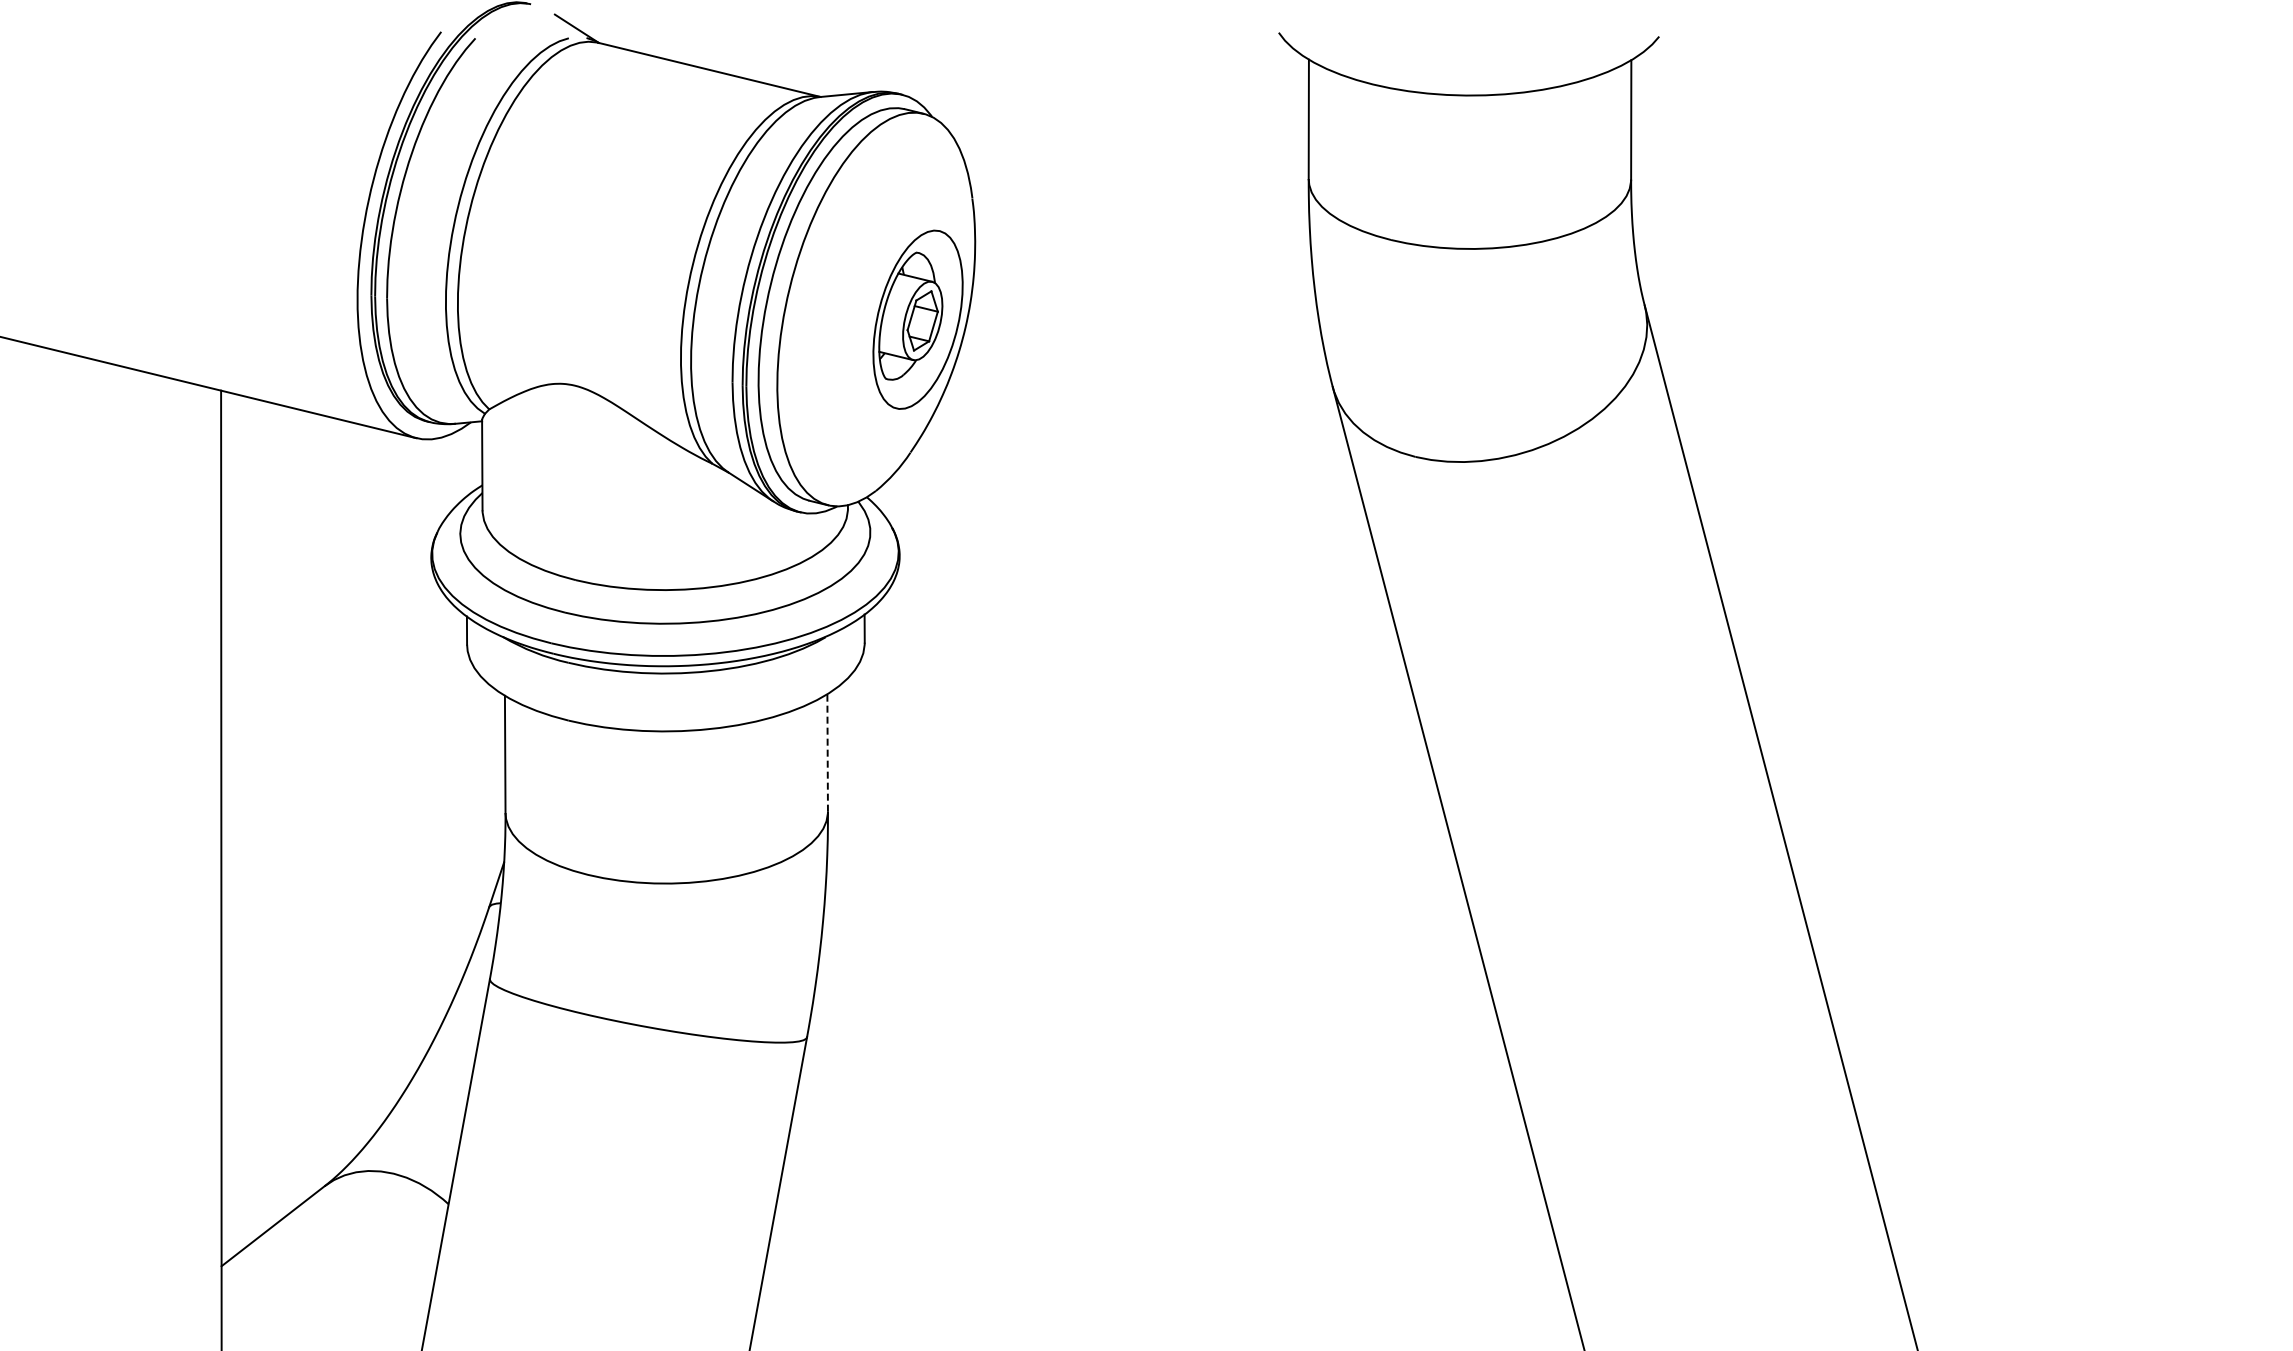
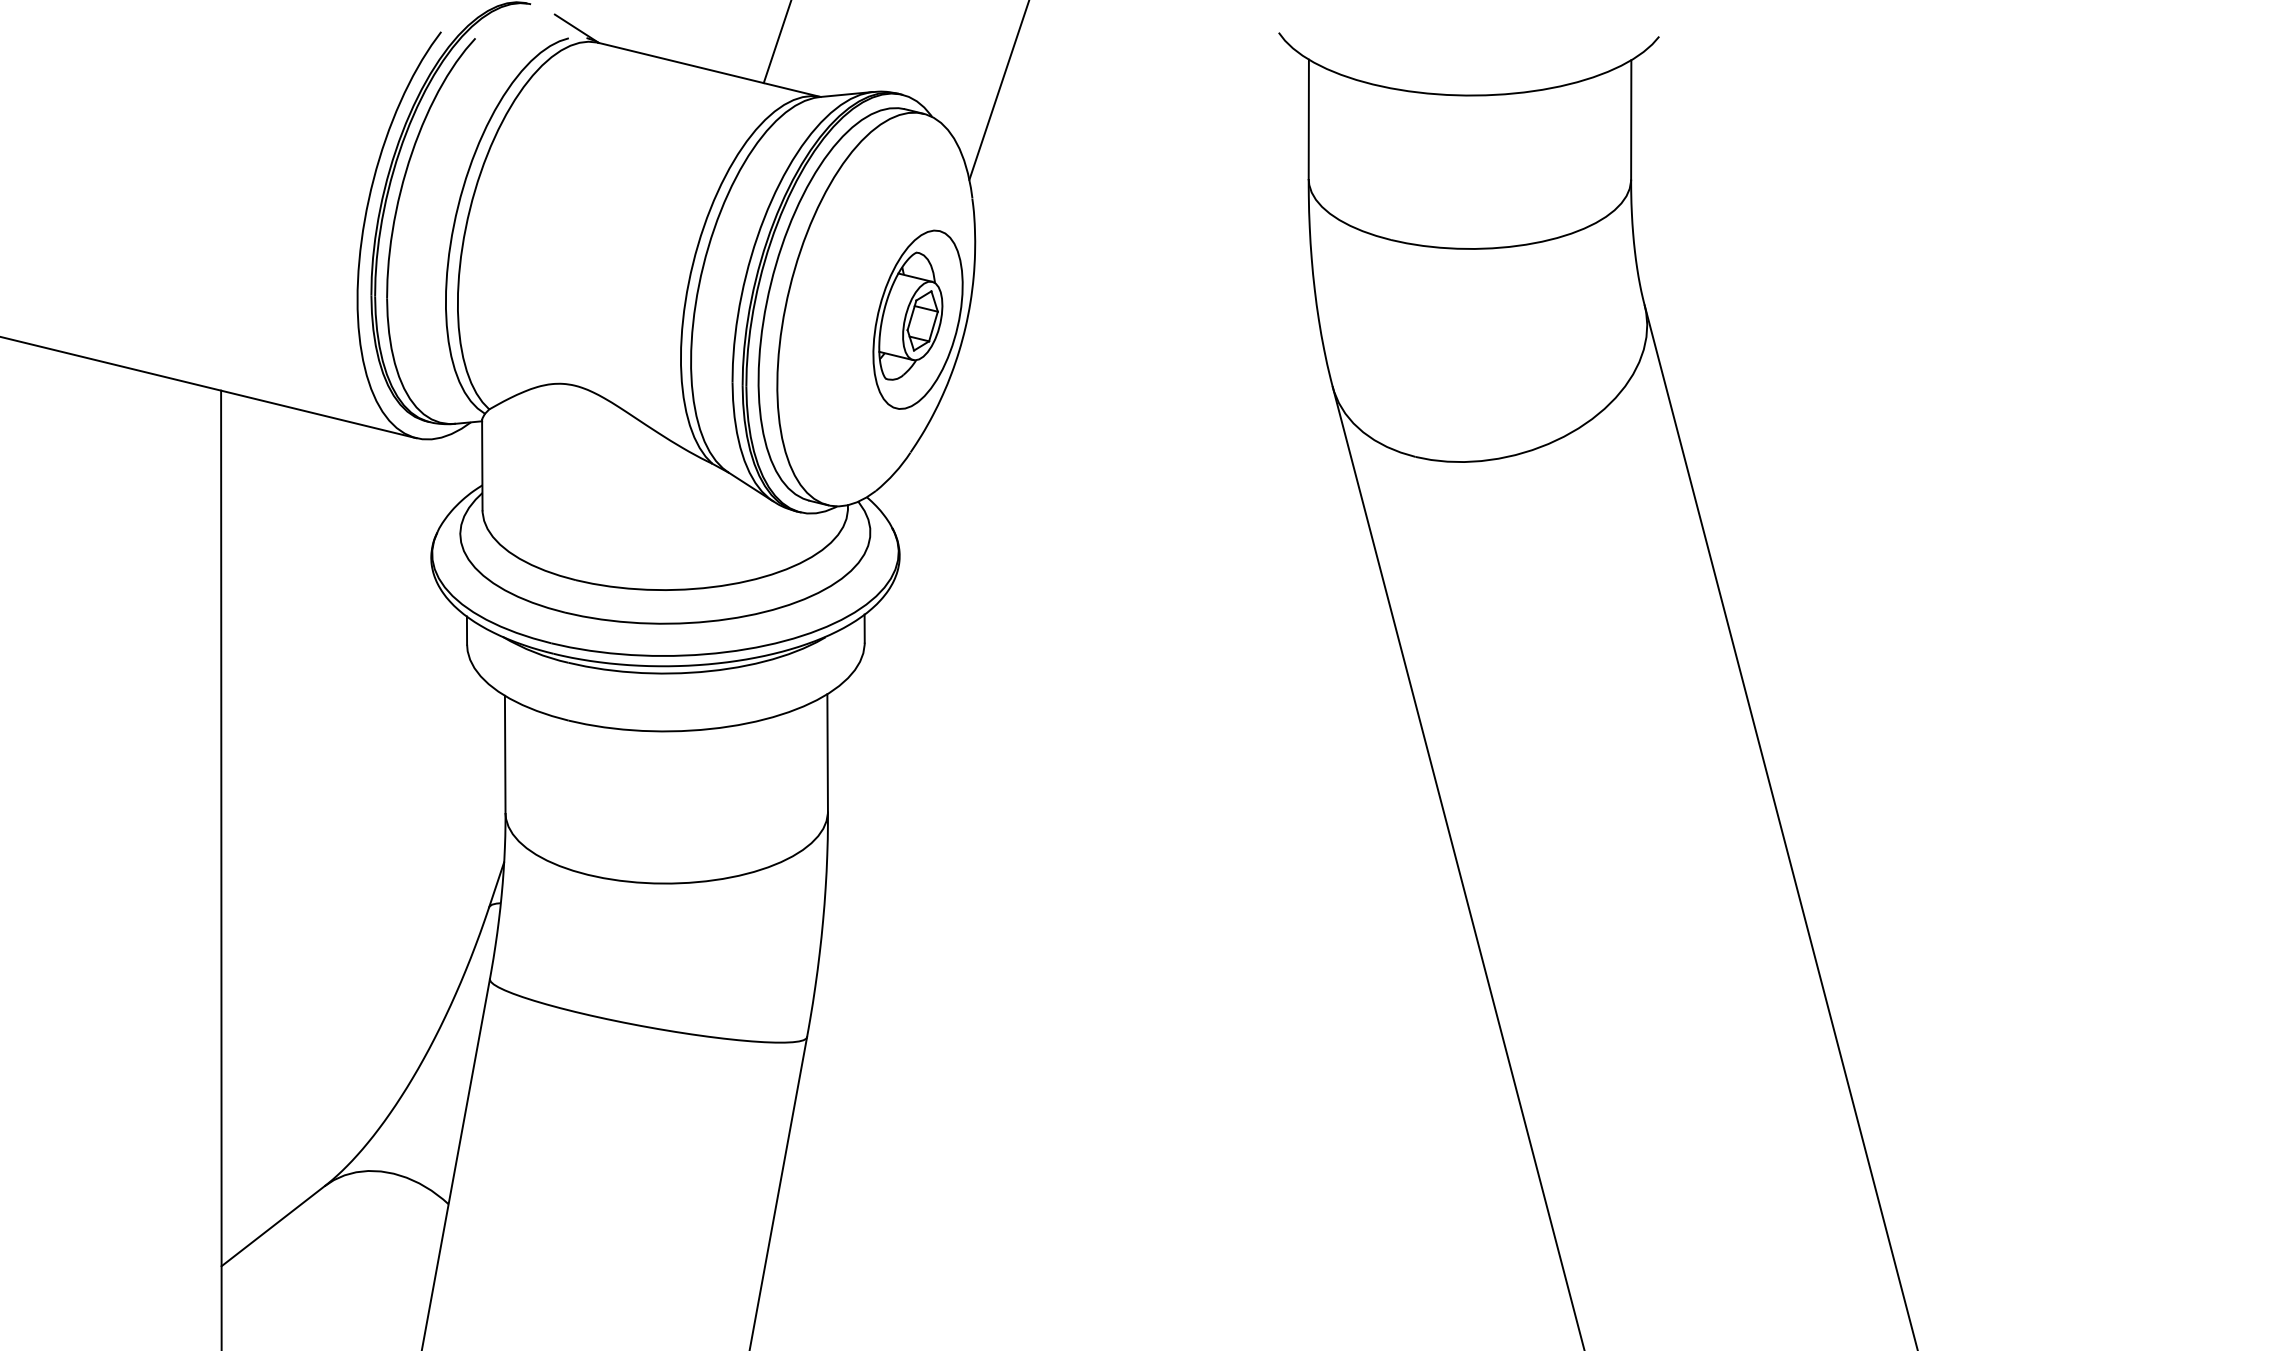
line: none -> present (776, 42)
line: none -> present (998, 90)
line: dashed -> solid (827, 752)
